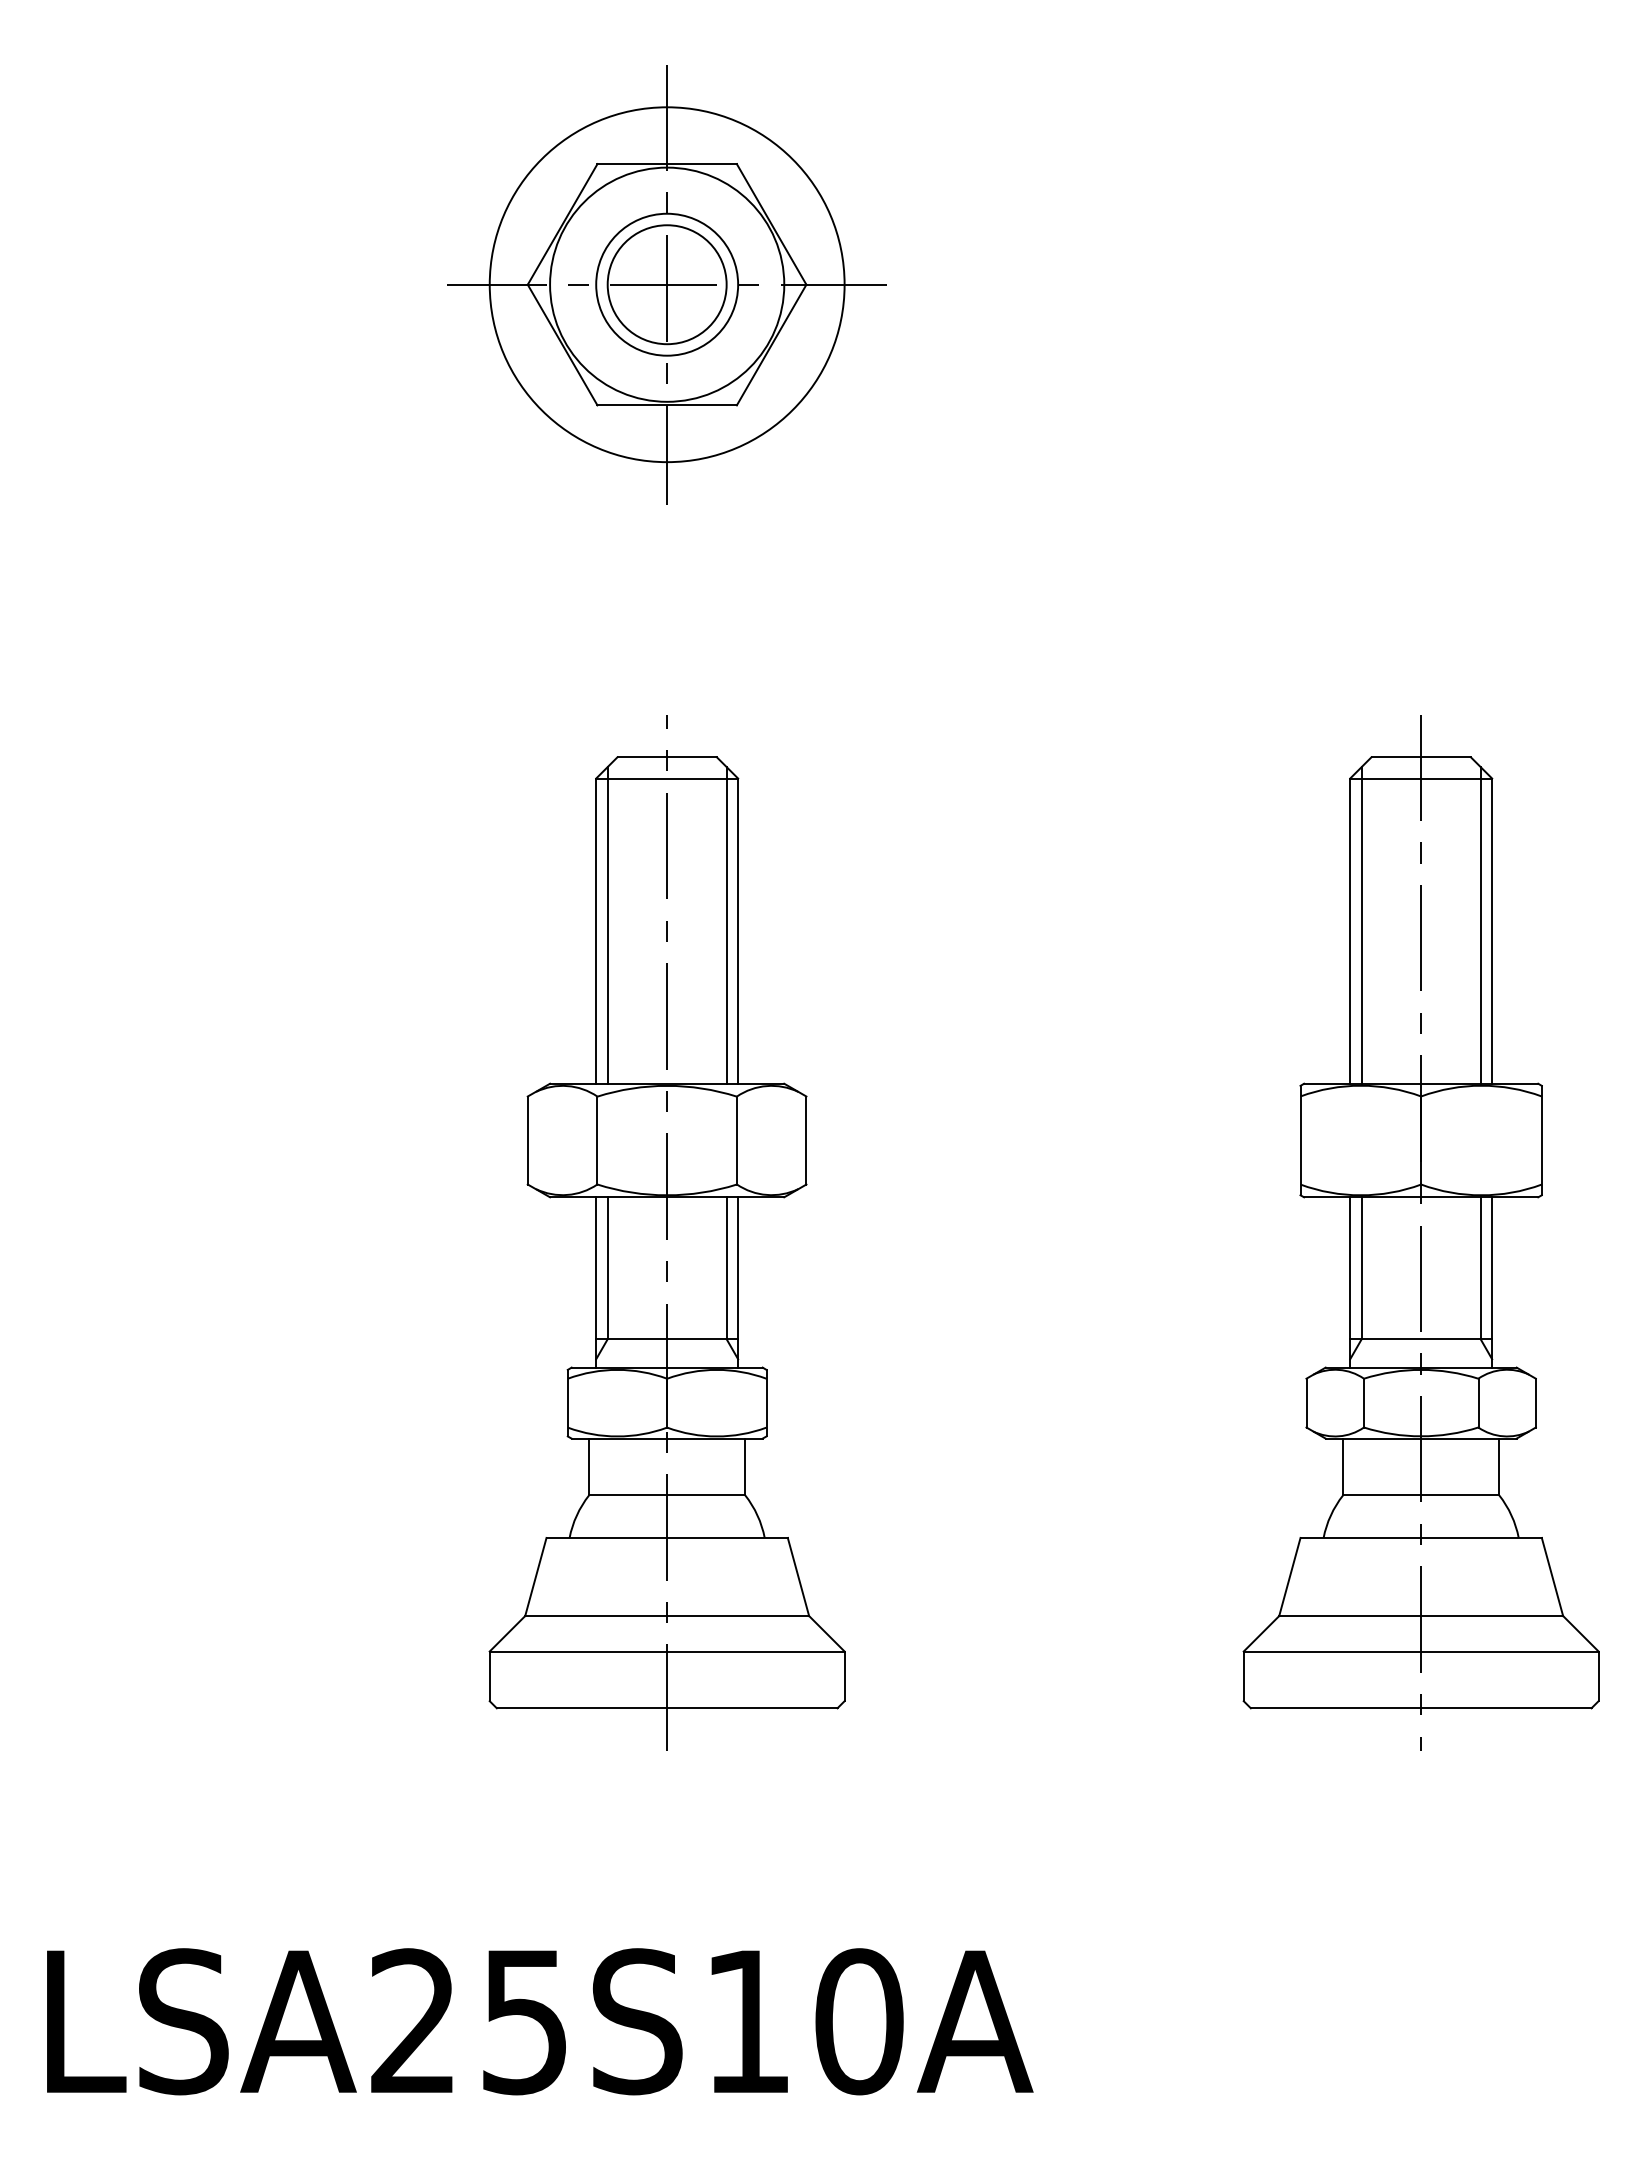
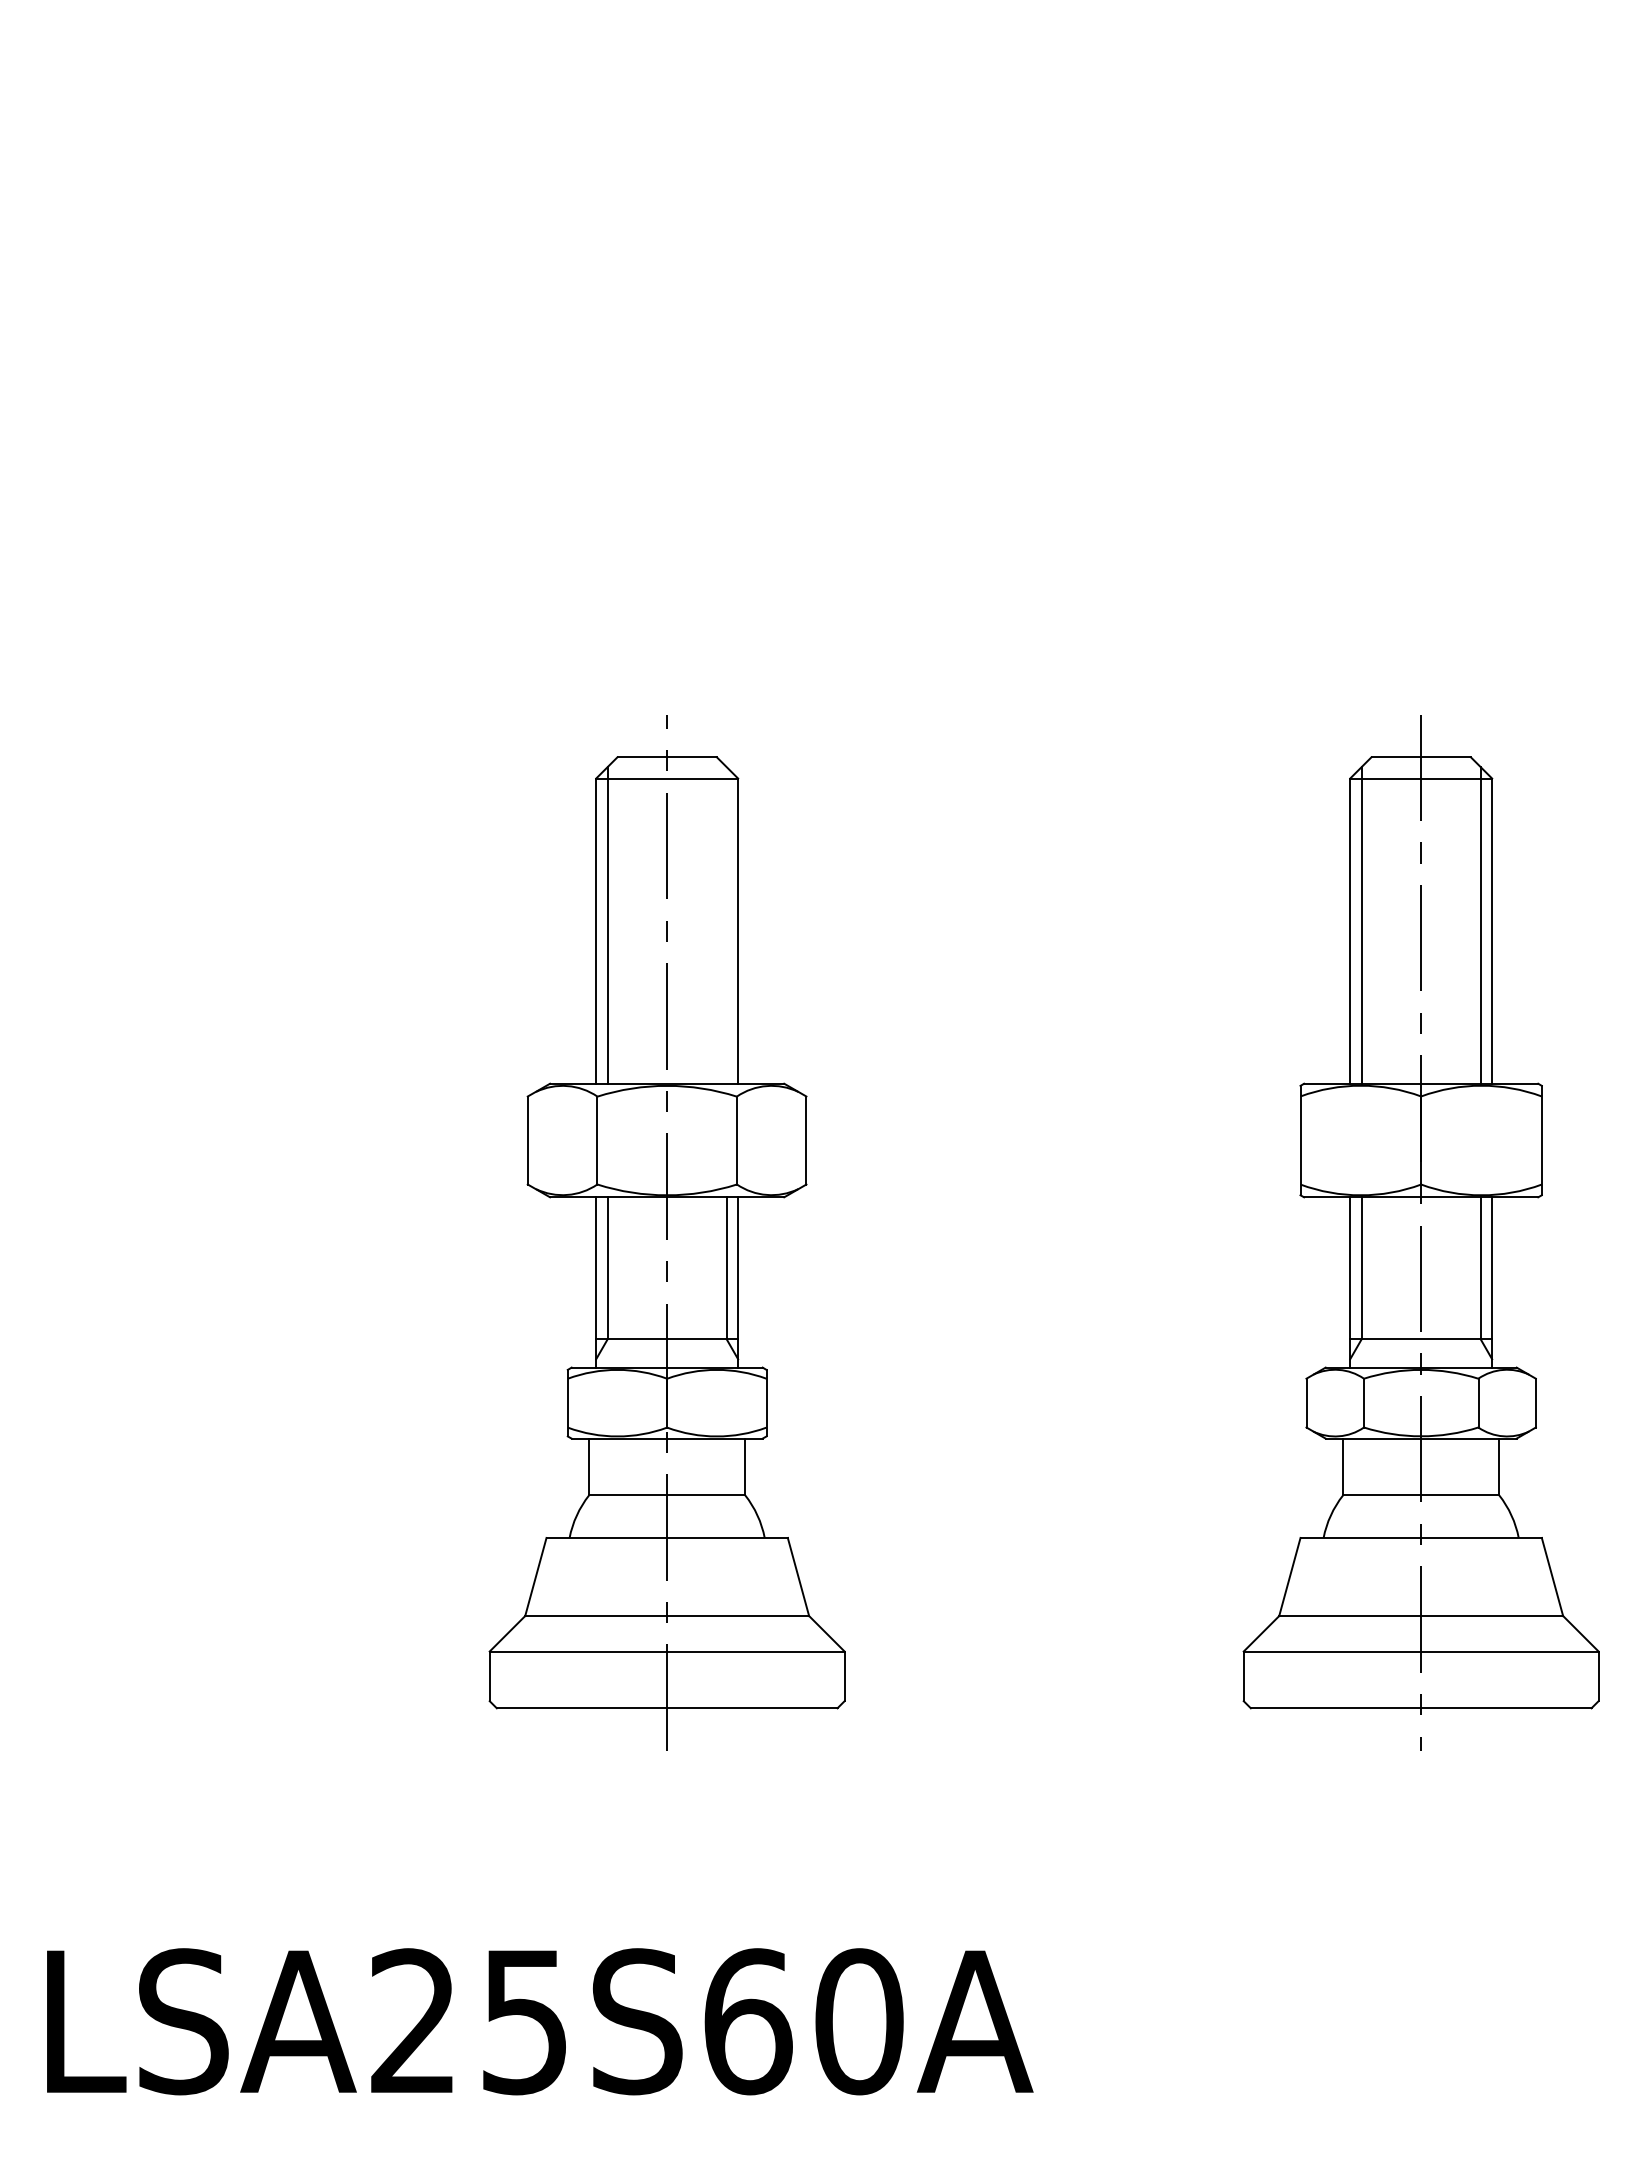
part: present -> none (666, 284)
line: present -> none (726, 925)
text: LSA25S10A -> LSA25S60A (748, 2021)
